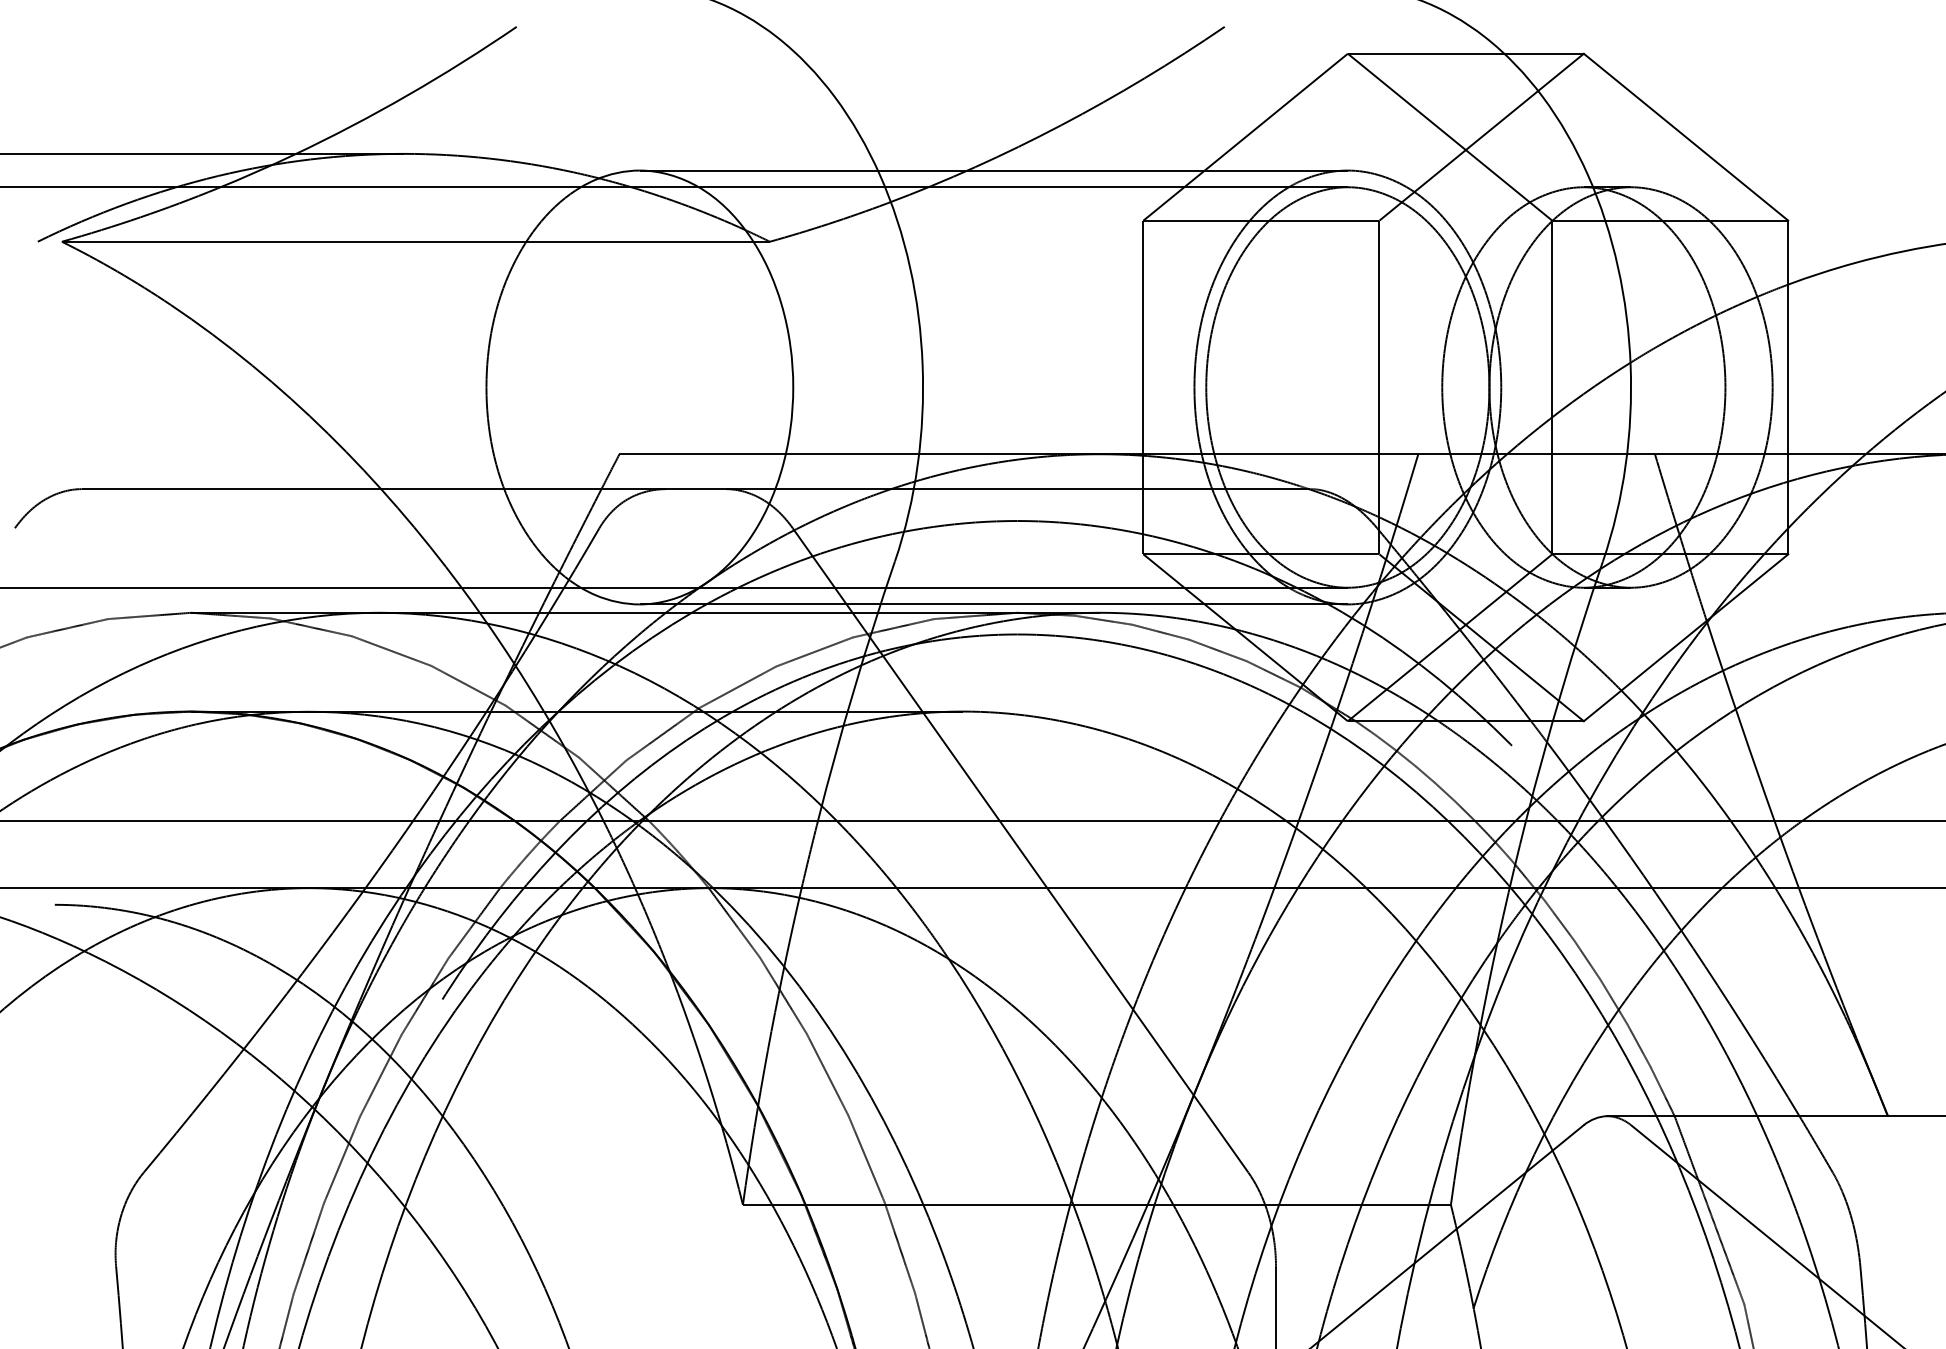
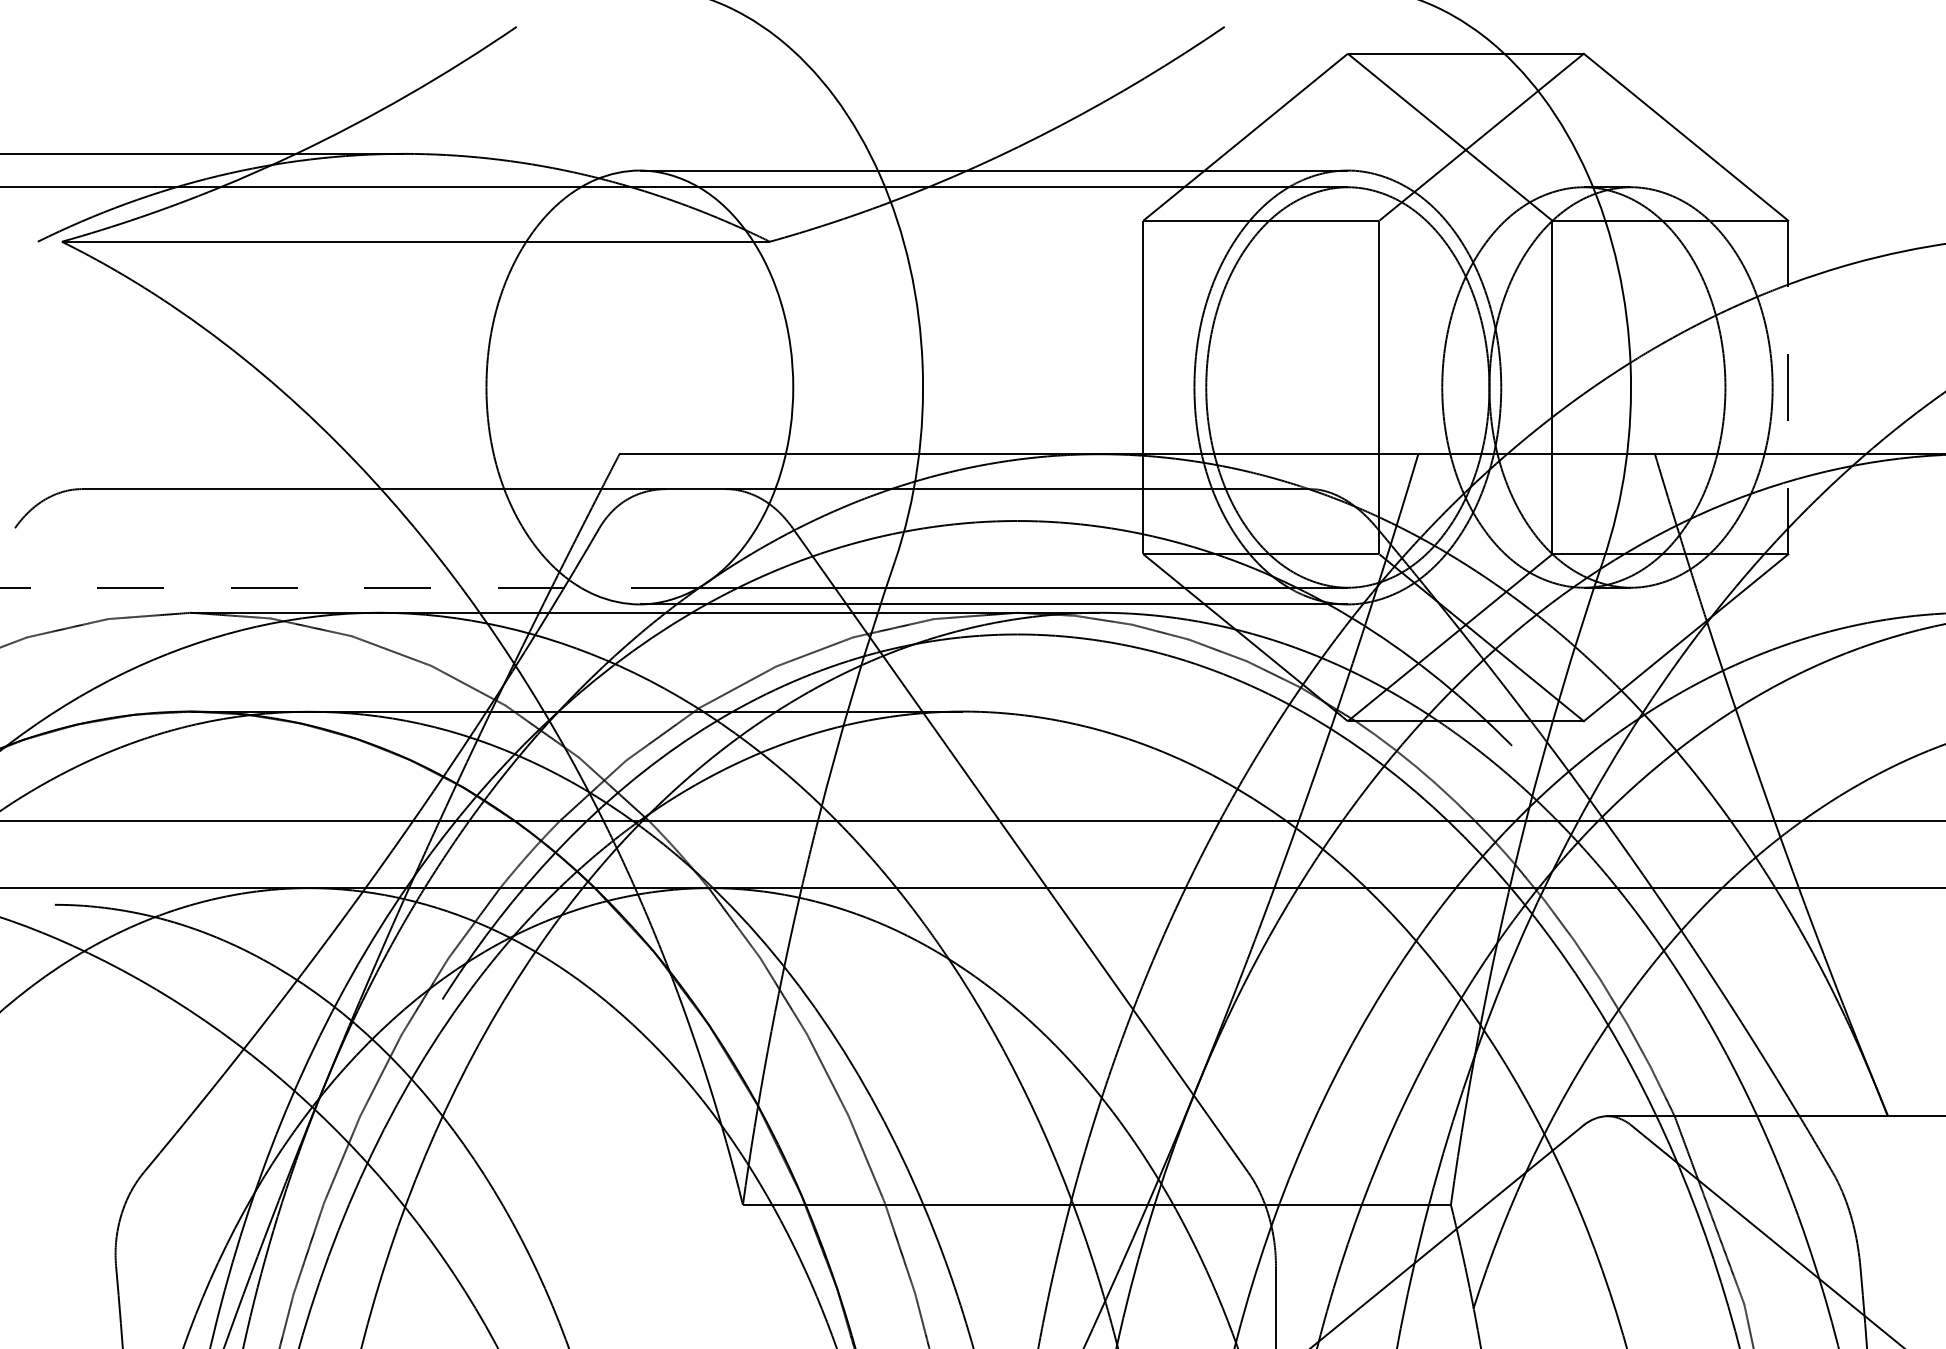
line: solid -> dashed (1788, 387)
line: solid -> dashed (349, 587)
